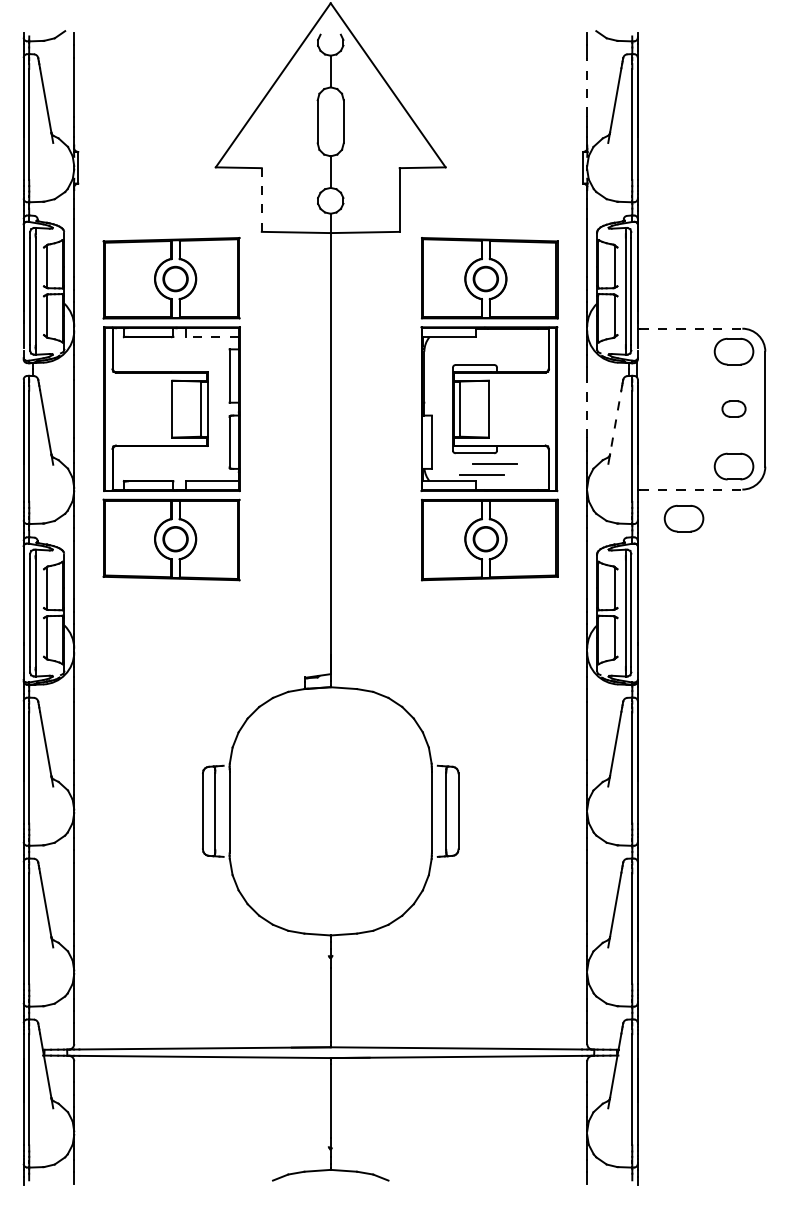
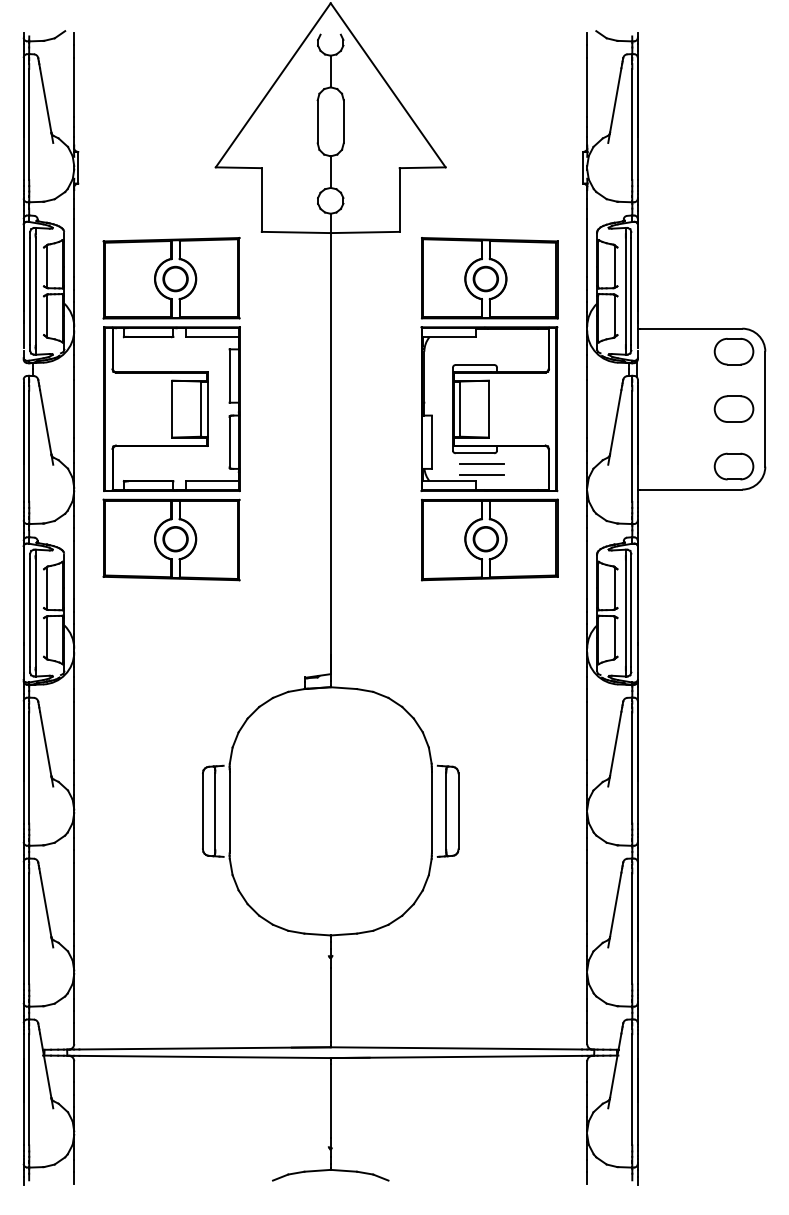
line: dashed -> solid (587, 86)
line: dashed -> solid (261, 200)
line: dashed -> solid (691, 328)
line: dashed -> solid (212, 337)
line: dashed -> solid (587, 408)
part size: 26x18 px -> 42x28 px (733, 408)
line: dashed -> solid (614, 427)
line position: (494, 463) -> (481, 463) (481, 463)
line: dashed -> solid (691, 489)
part: present -> none (683, 518)
